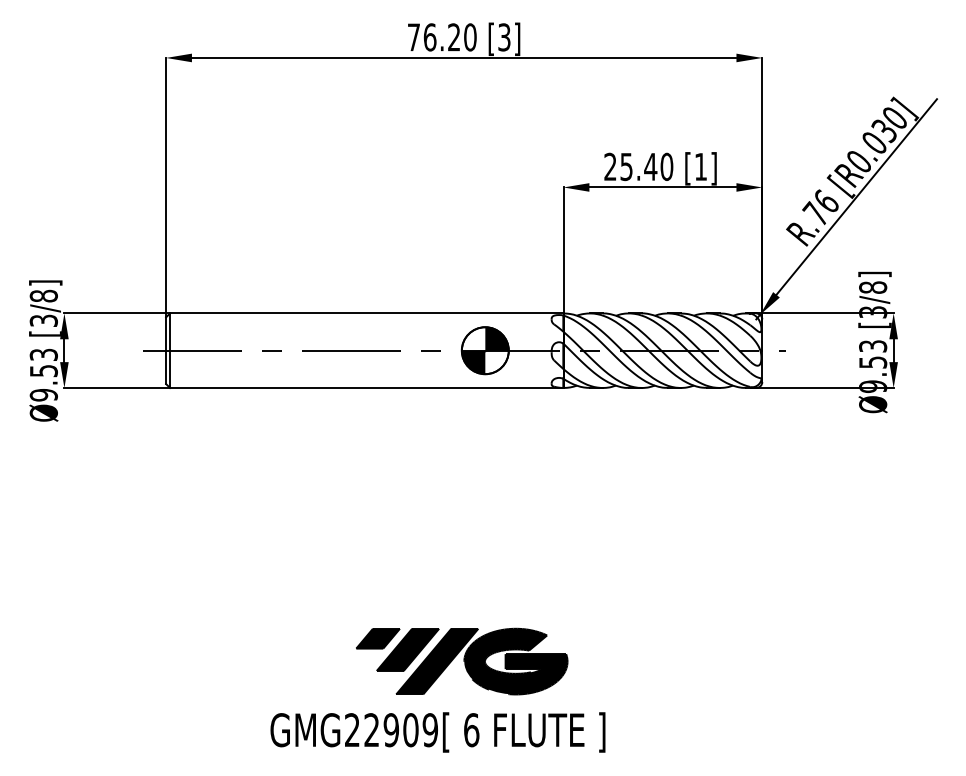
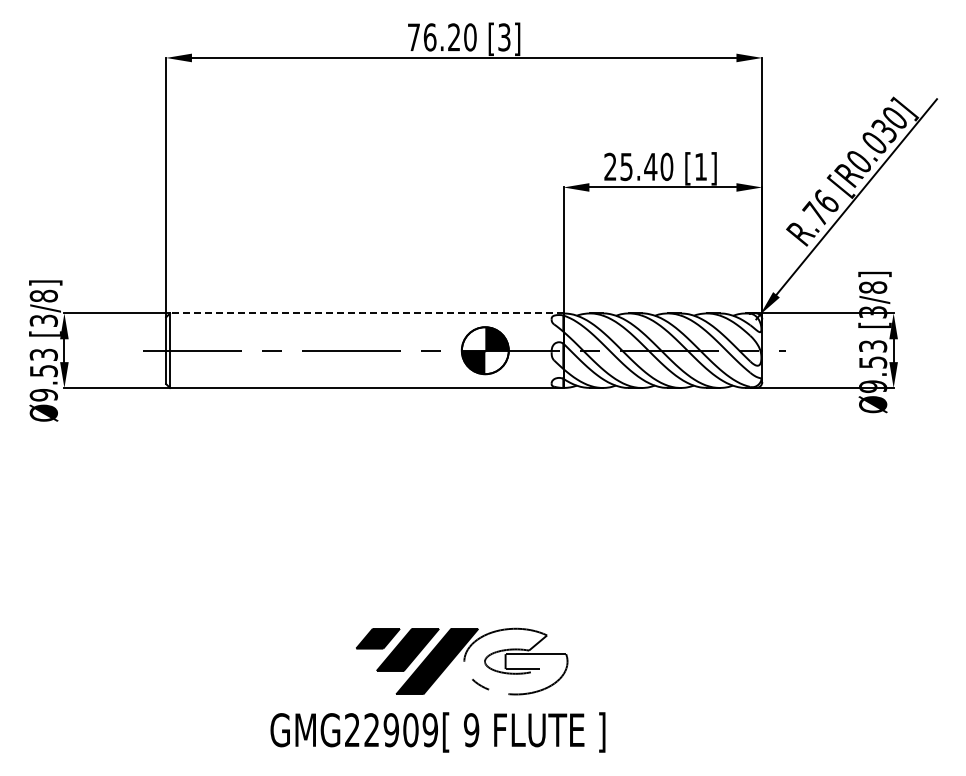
line: solid -> dashed (366, 313)
fill: present -> none (515, 661)
text: 6 -> 9 (471, 730)
